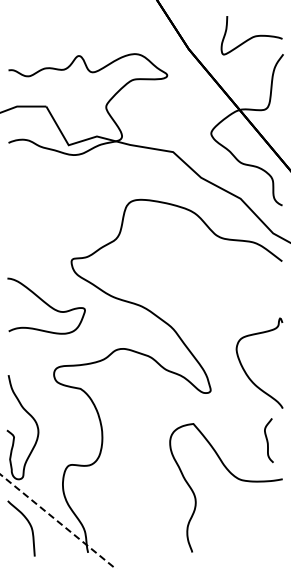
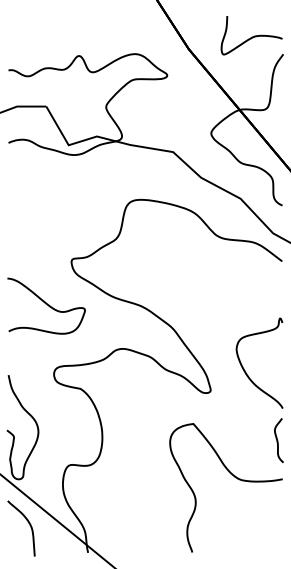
curve position: (268, 440) -> (278, 440) (278, 440)
line: dashed -> solid (58, 521)
